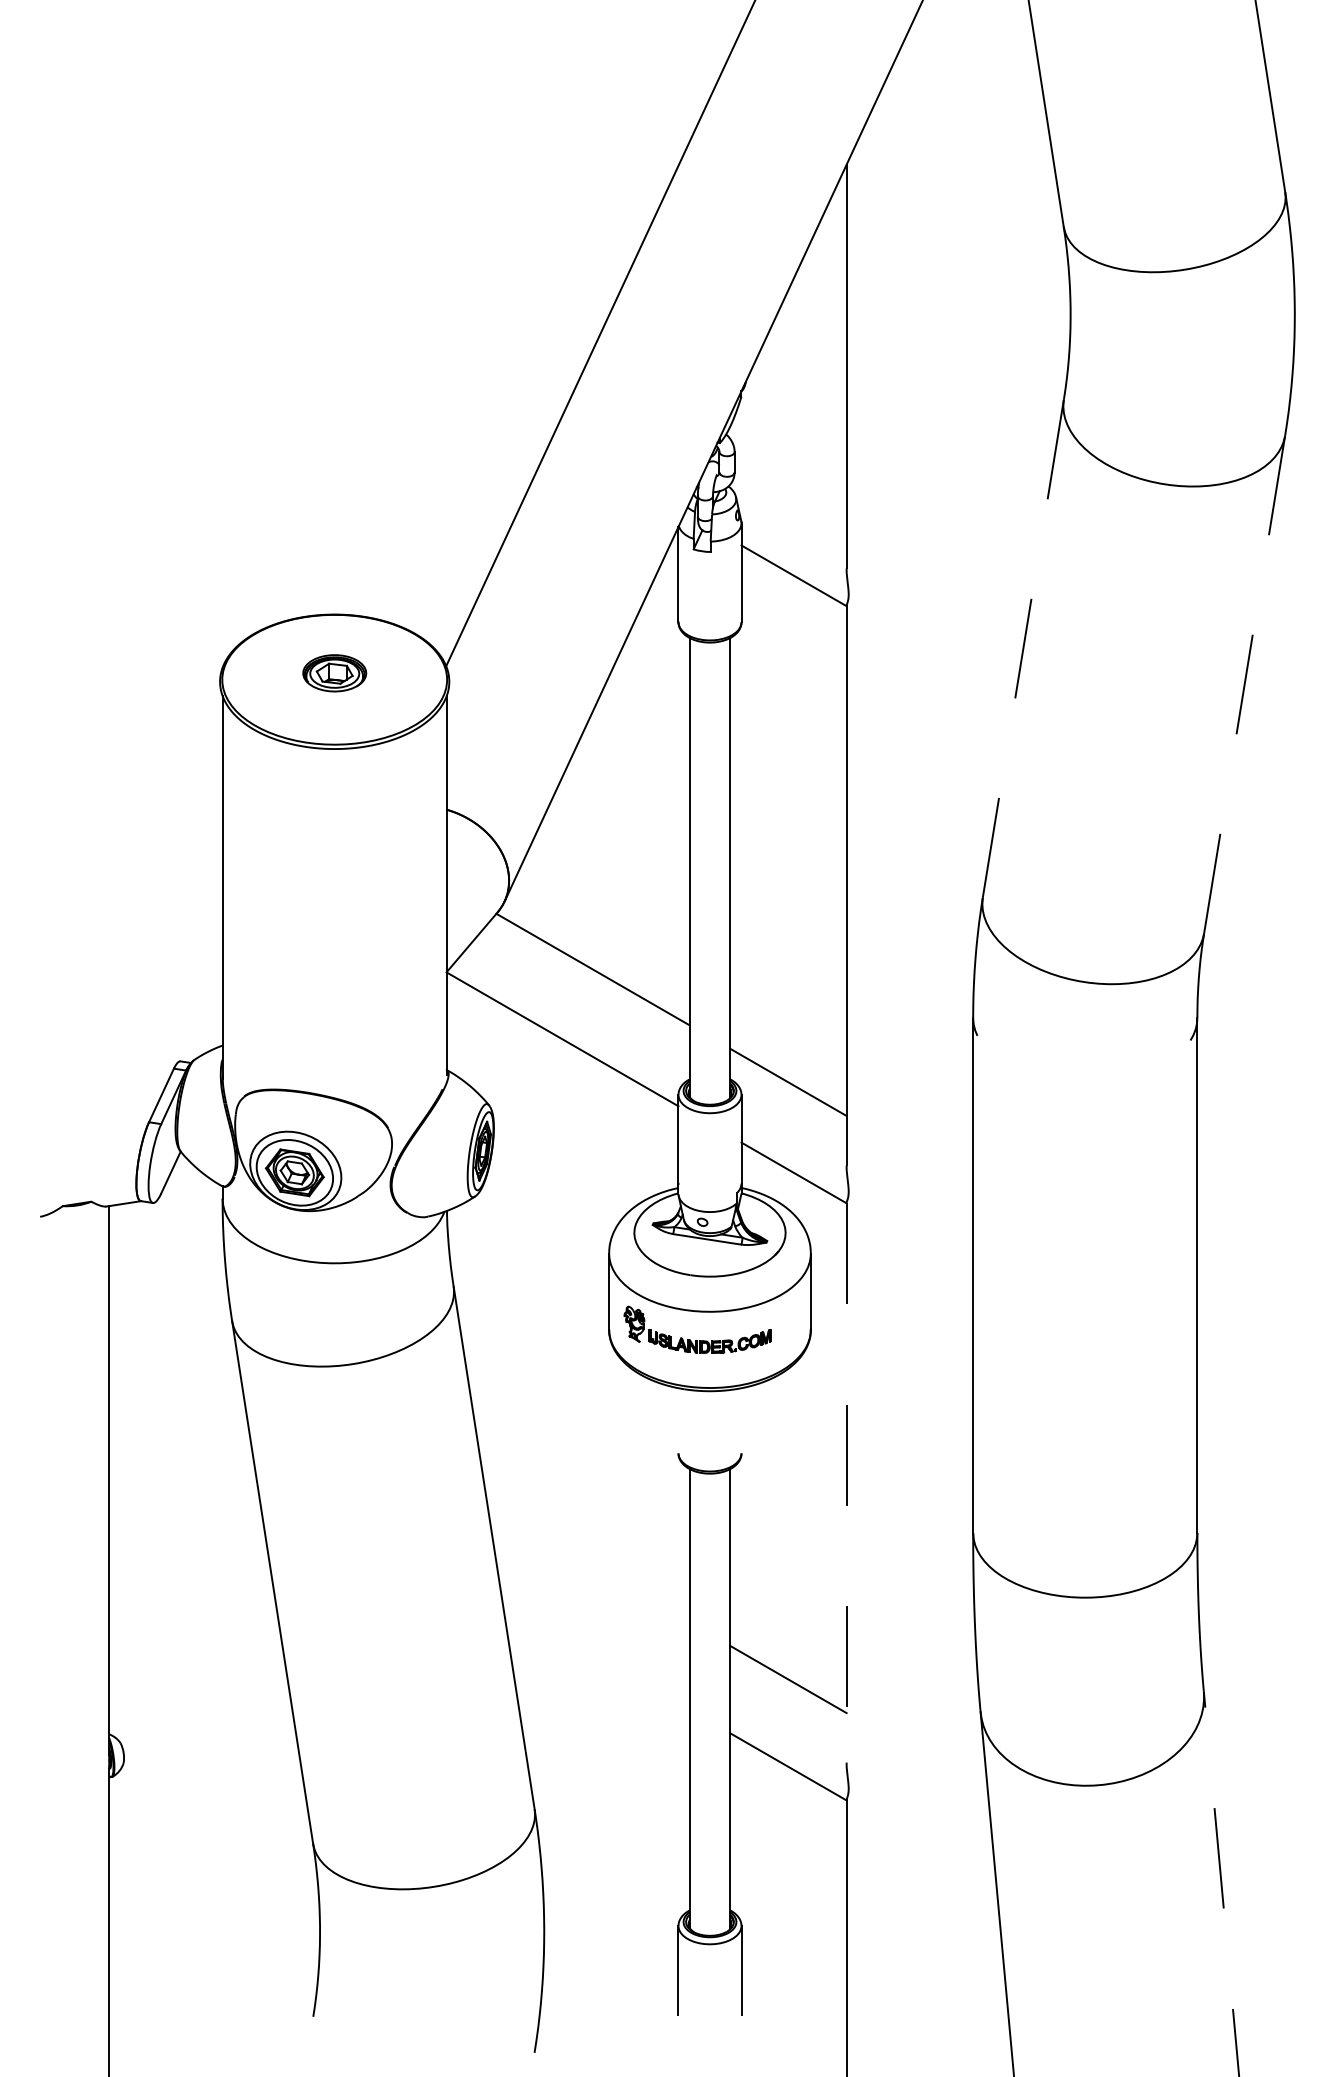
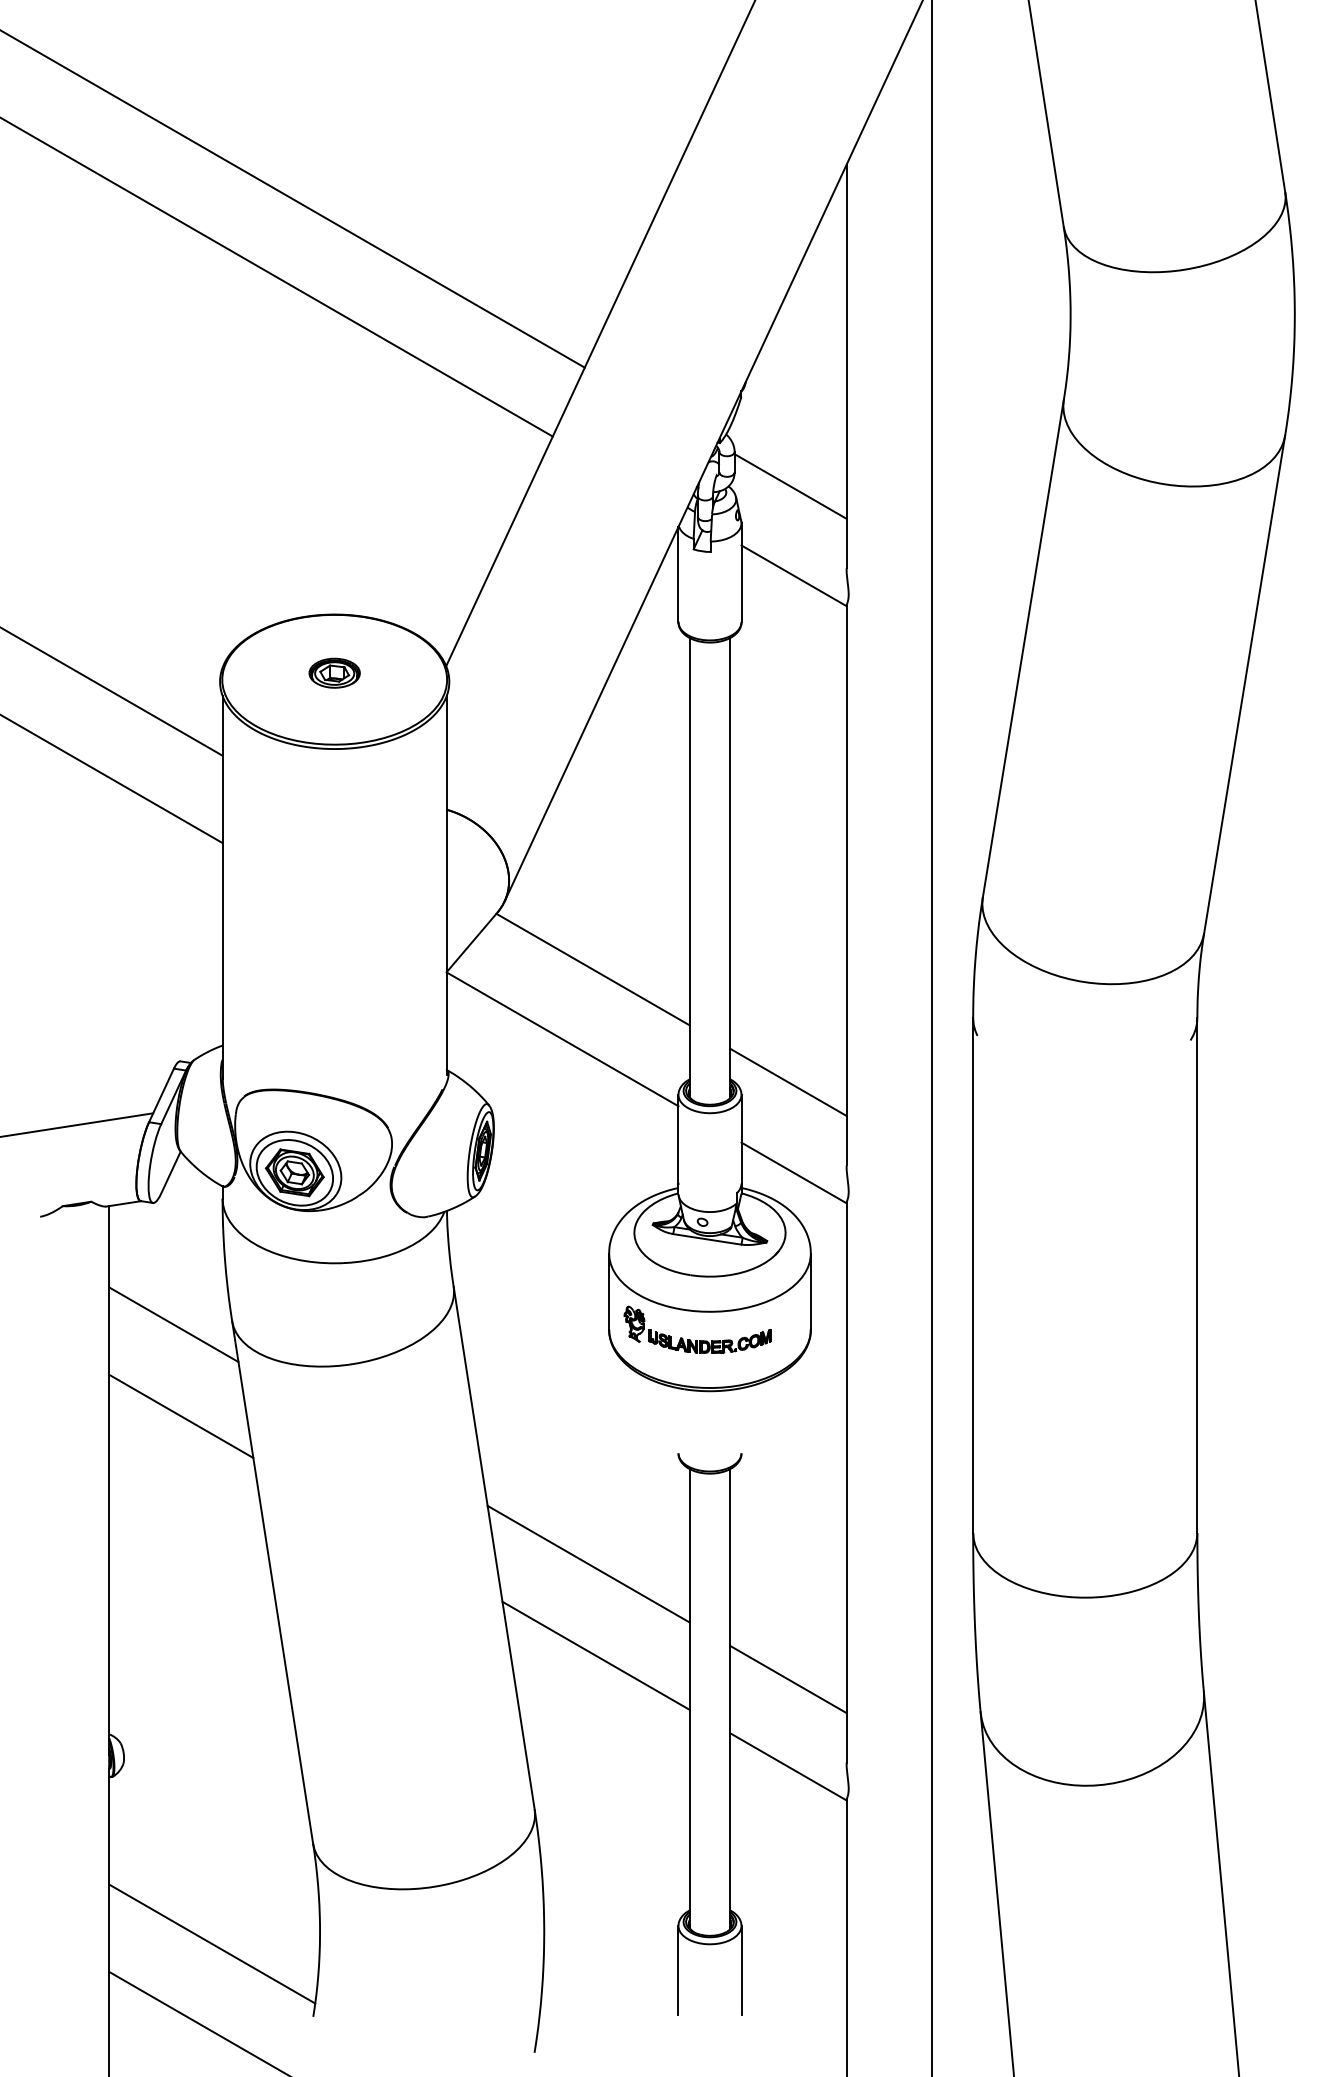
line: none -> present (293, 199)
line: none -> present (277, 277)
line: none -> present (790, 486)
line: dashed -> solid (1023, 649)
part size: 66x39 px -> 53x32 px (334, 672)
line: dashed -> solid (1244, 684)
line: none -> present (112, 691)
line: none -> present (112, 779)
line: none -> present (931, 1037)
line: none -> present (77, 1124)
line: none -> present (173, 1324)
line: none -> present (181, 1415)
line: dashed -> solid (846, 1482)
line: none -> present (588, 1563)
line: none -> present (595, 1655)
line: dashed -> solid (1221, 1883)
line: none -> present (212, 1943)
line: none -> present (197, 2022)
